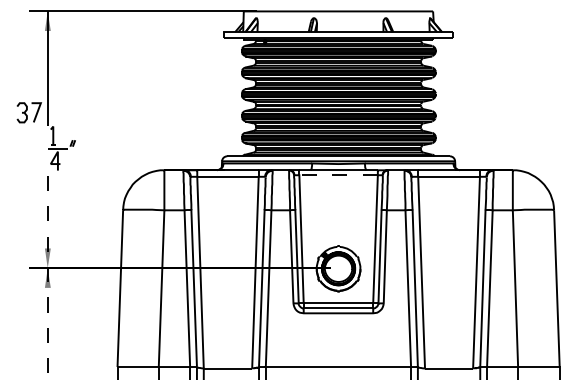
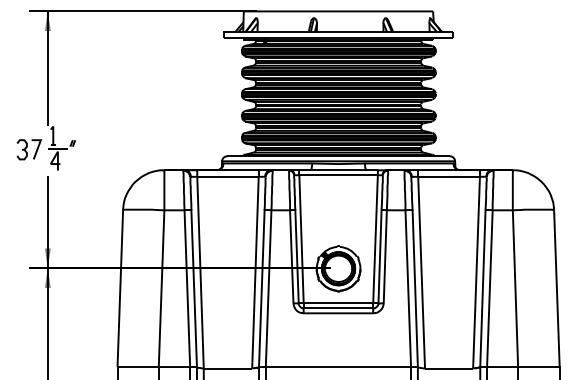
part position: (28, 112) -> (28, 149) (28, 149)
line: dashed -> solid (338, 175)
line: dashed -> solid (47, 277)
